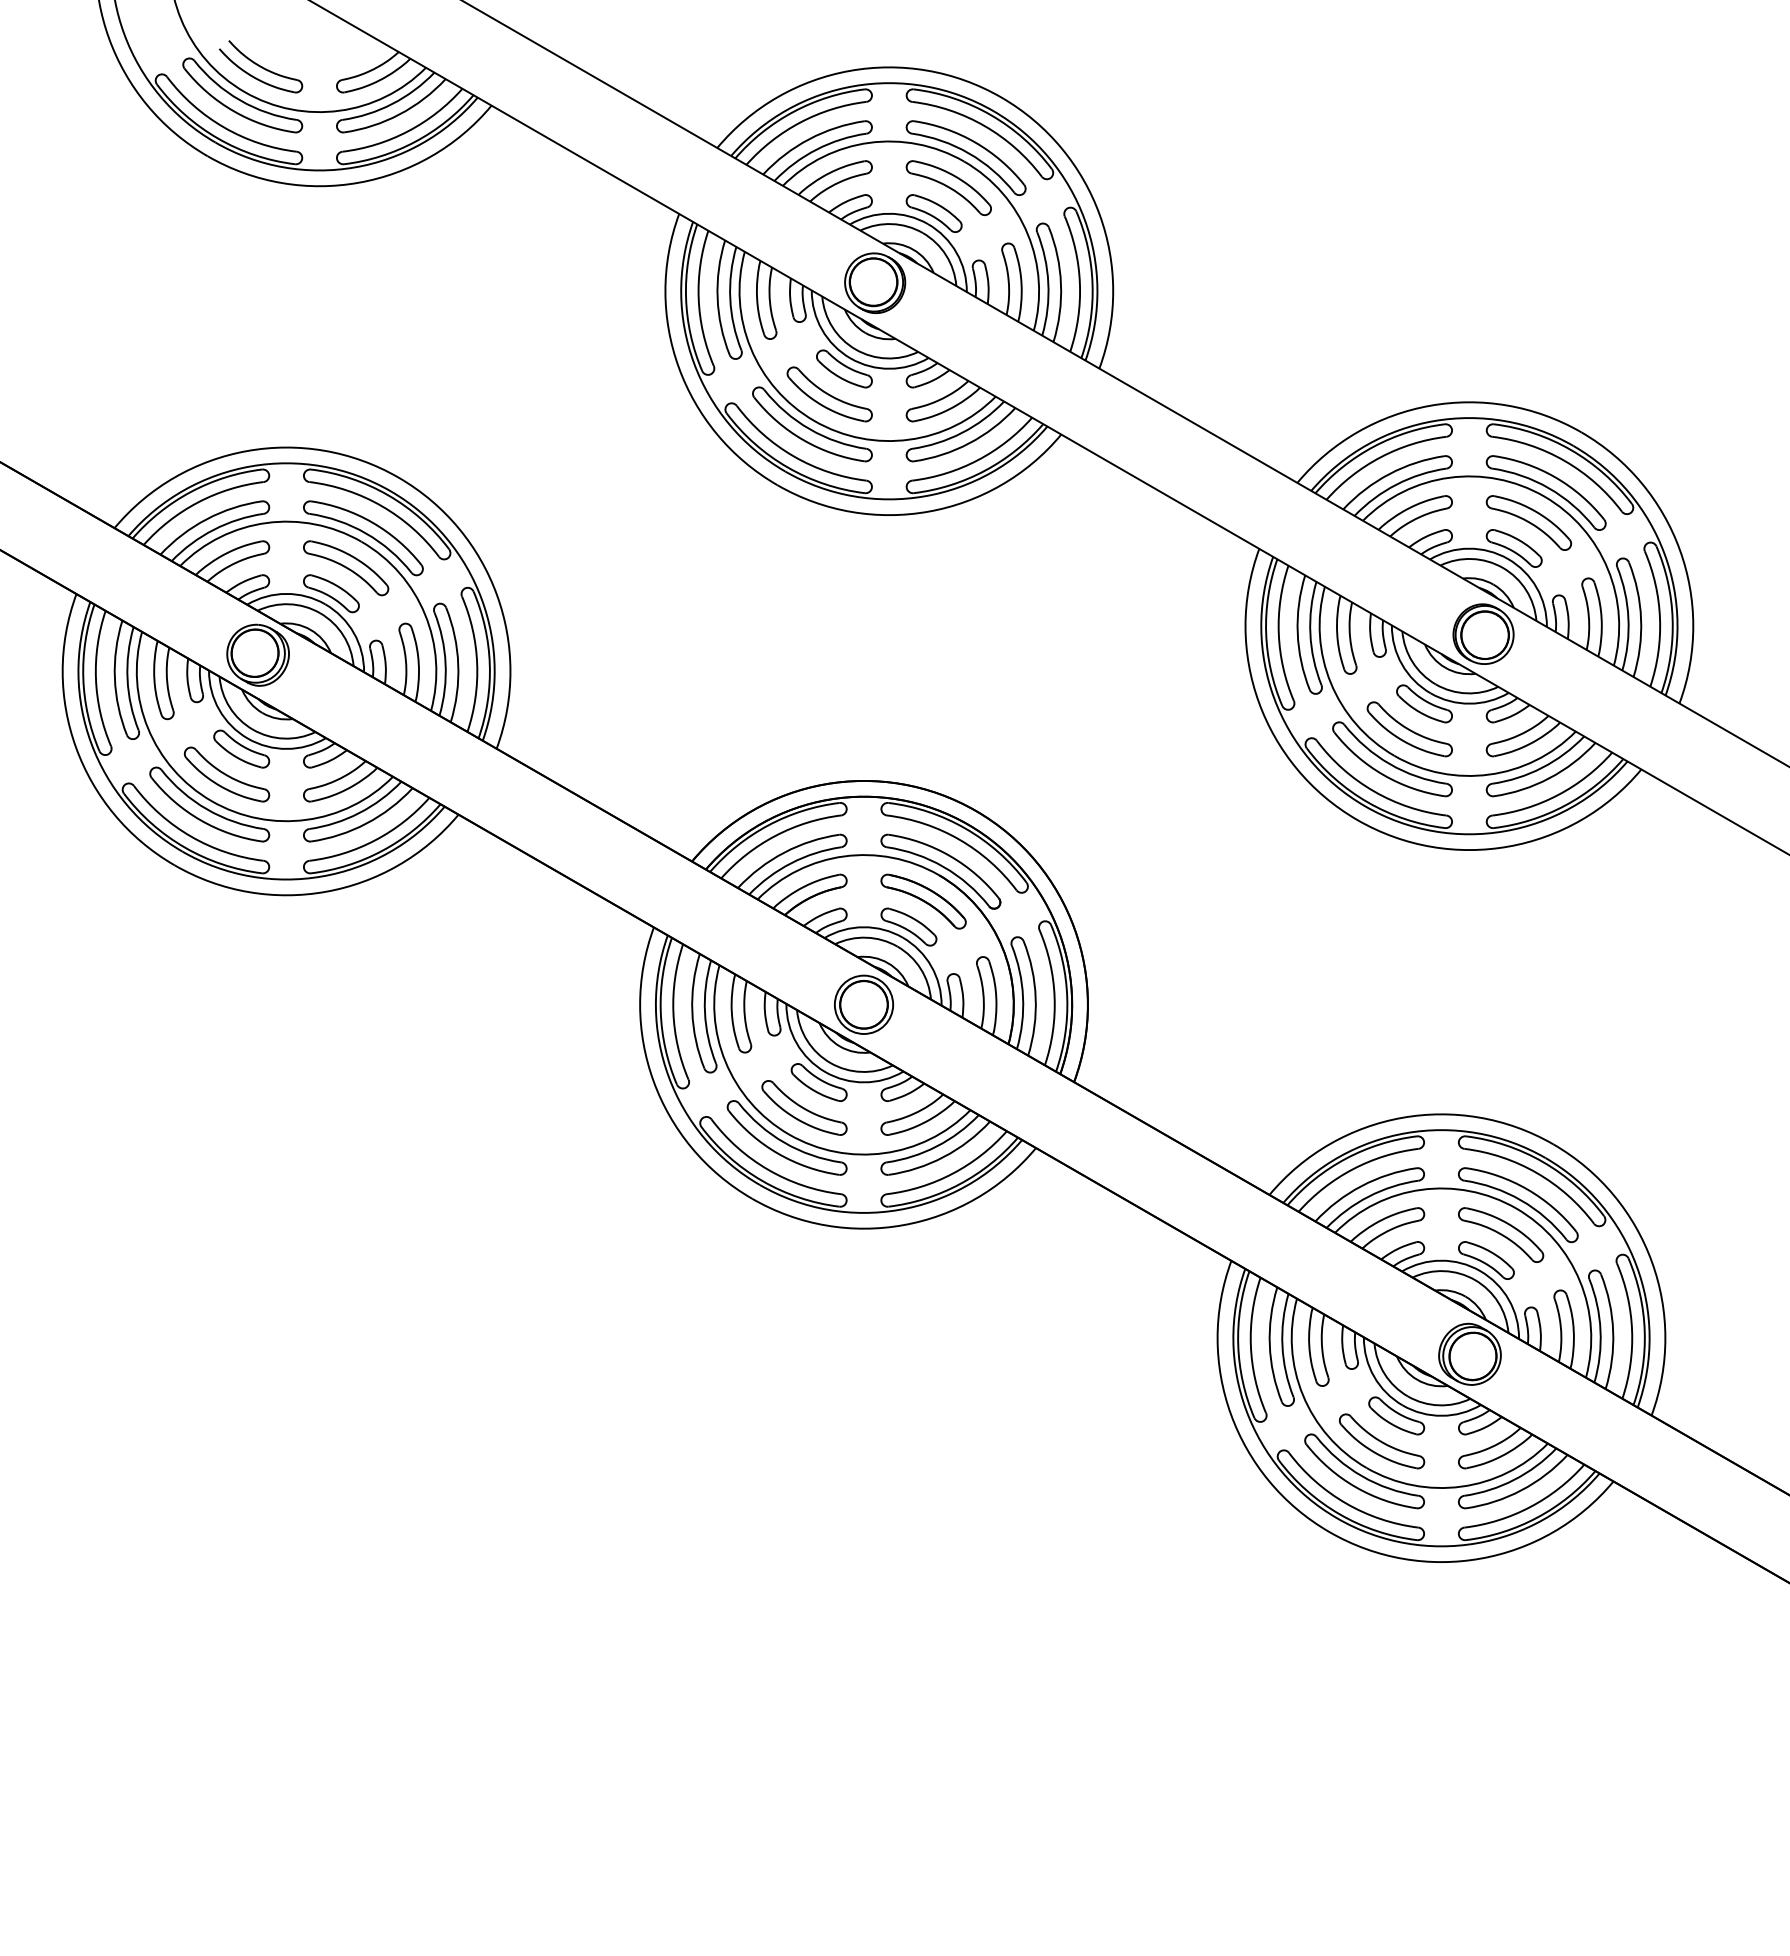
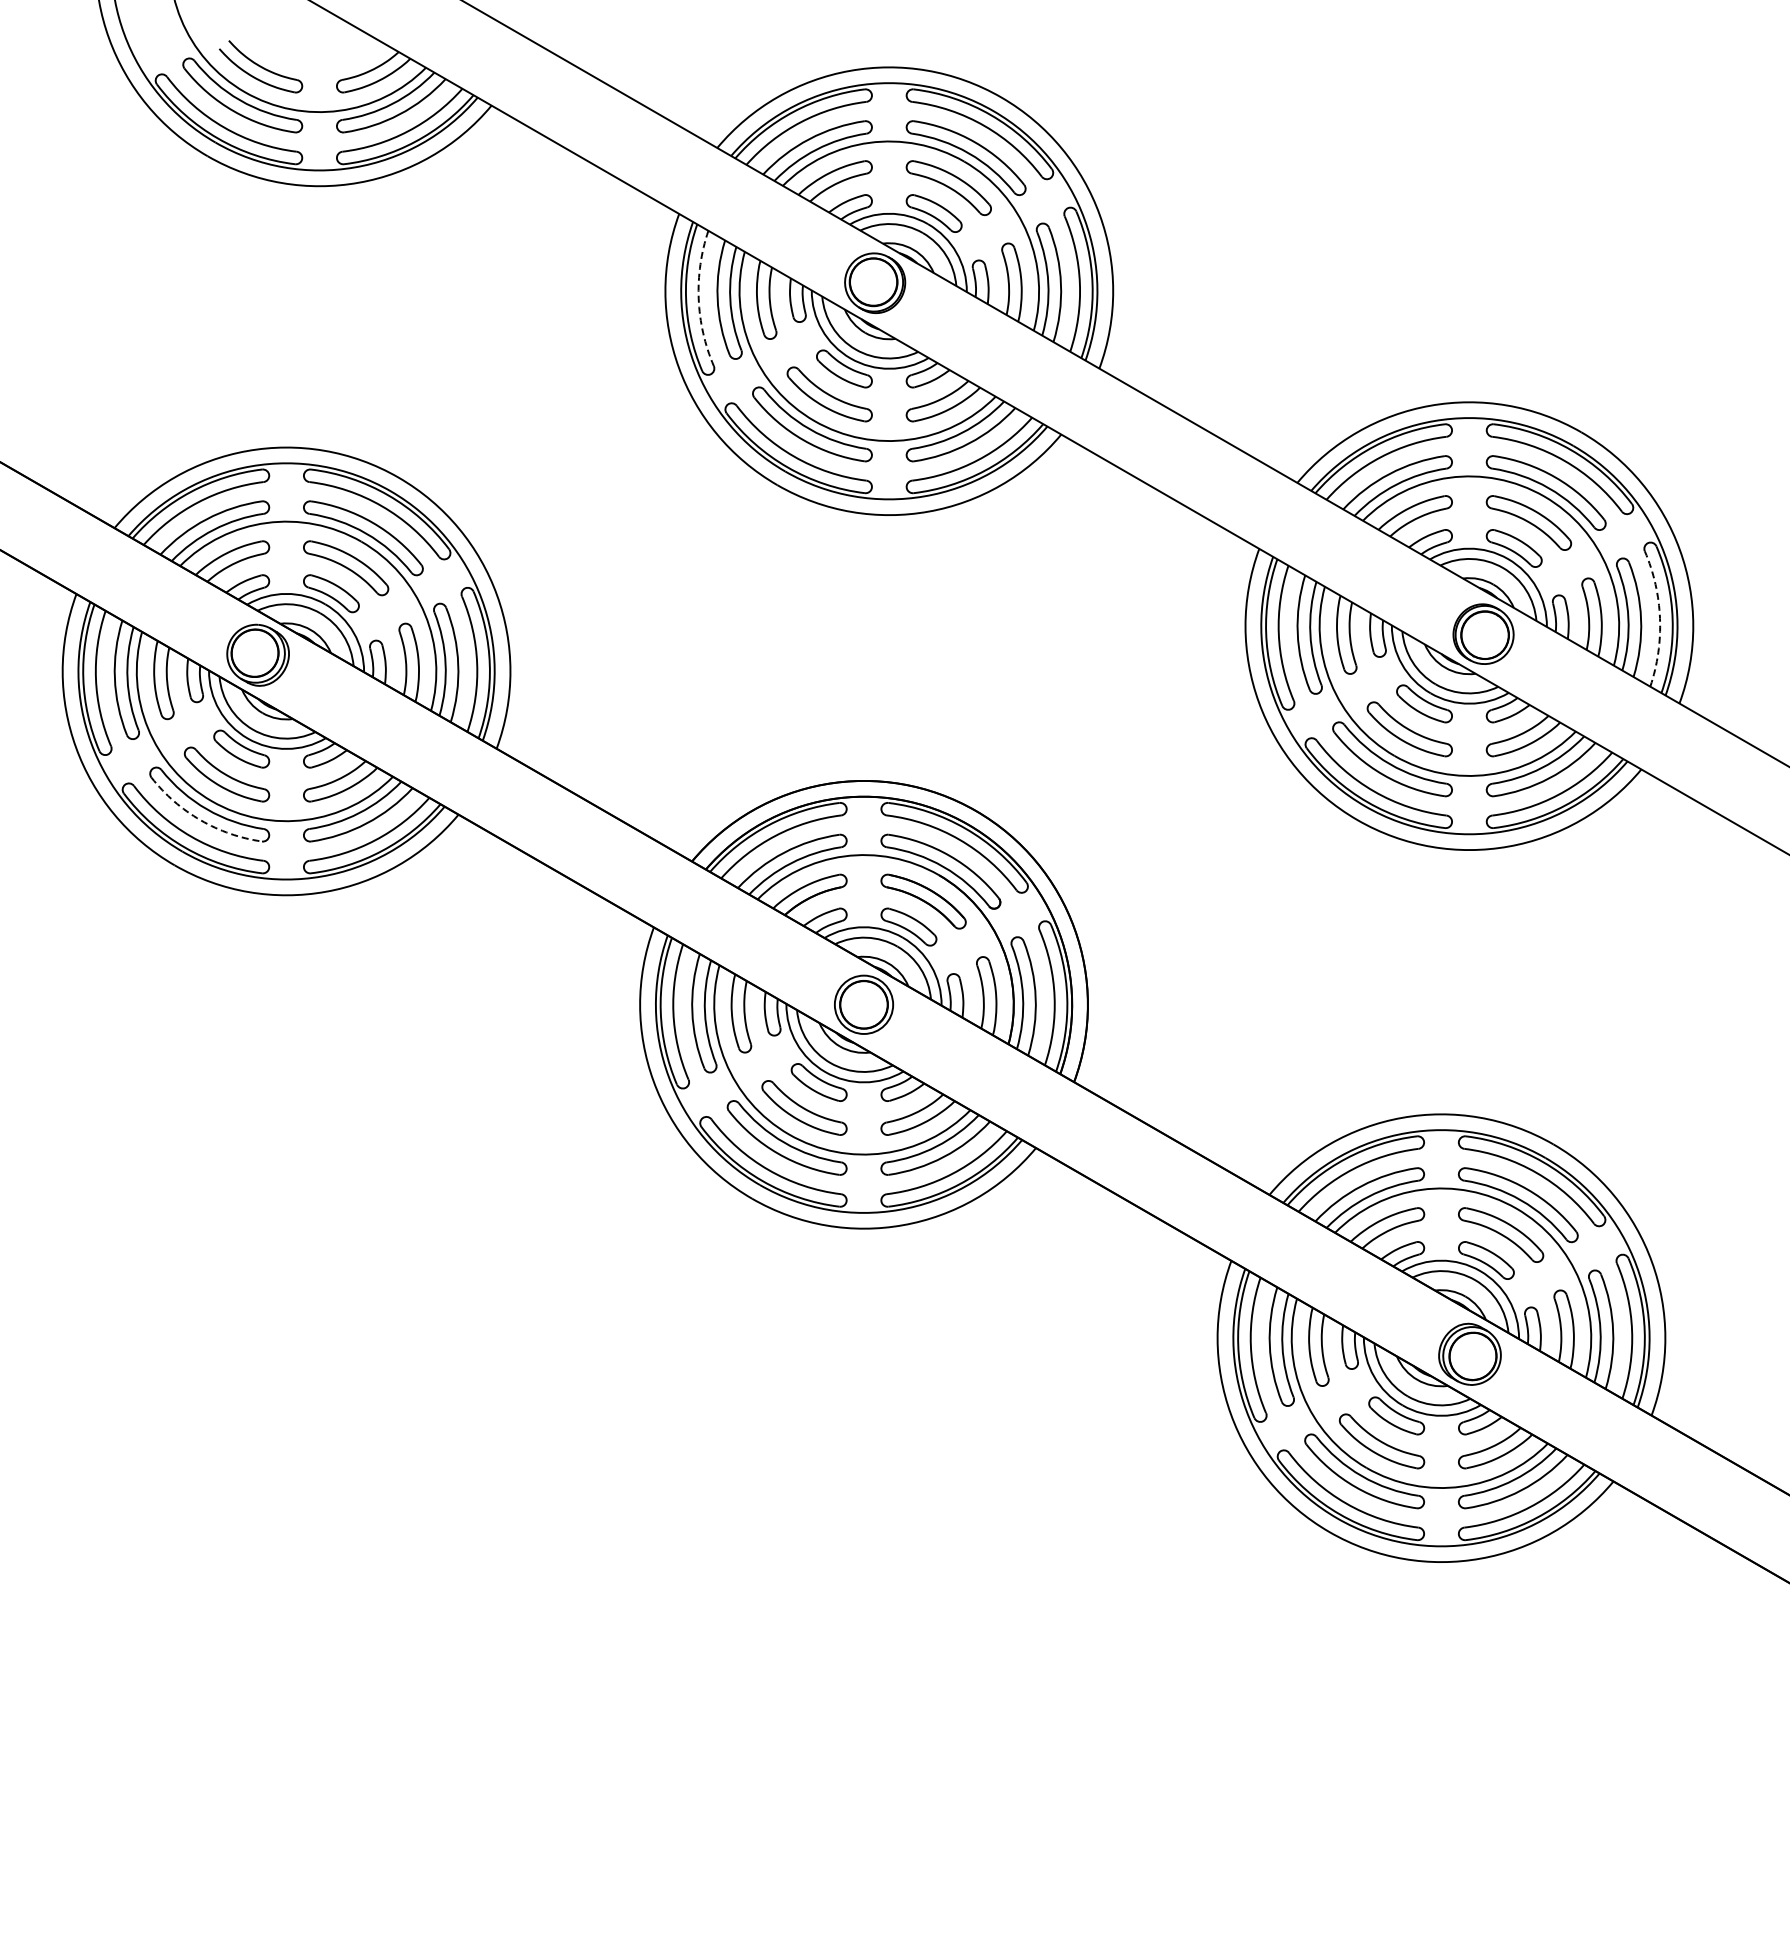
arc: solid -> dashed (698, 298)
arc: solid -> dashed (1660, 618)
arc: solid -> dashed (200, 820)
